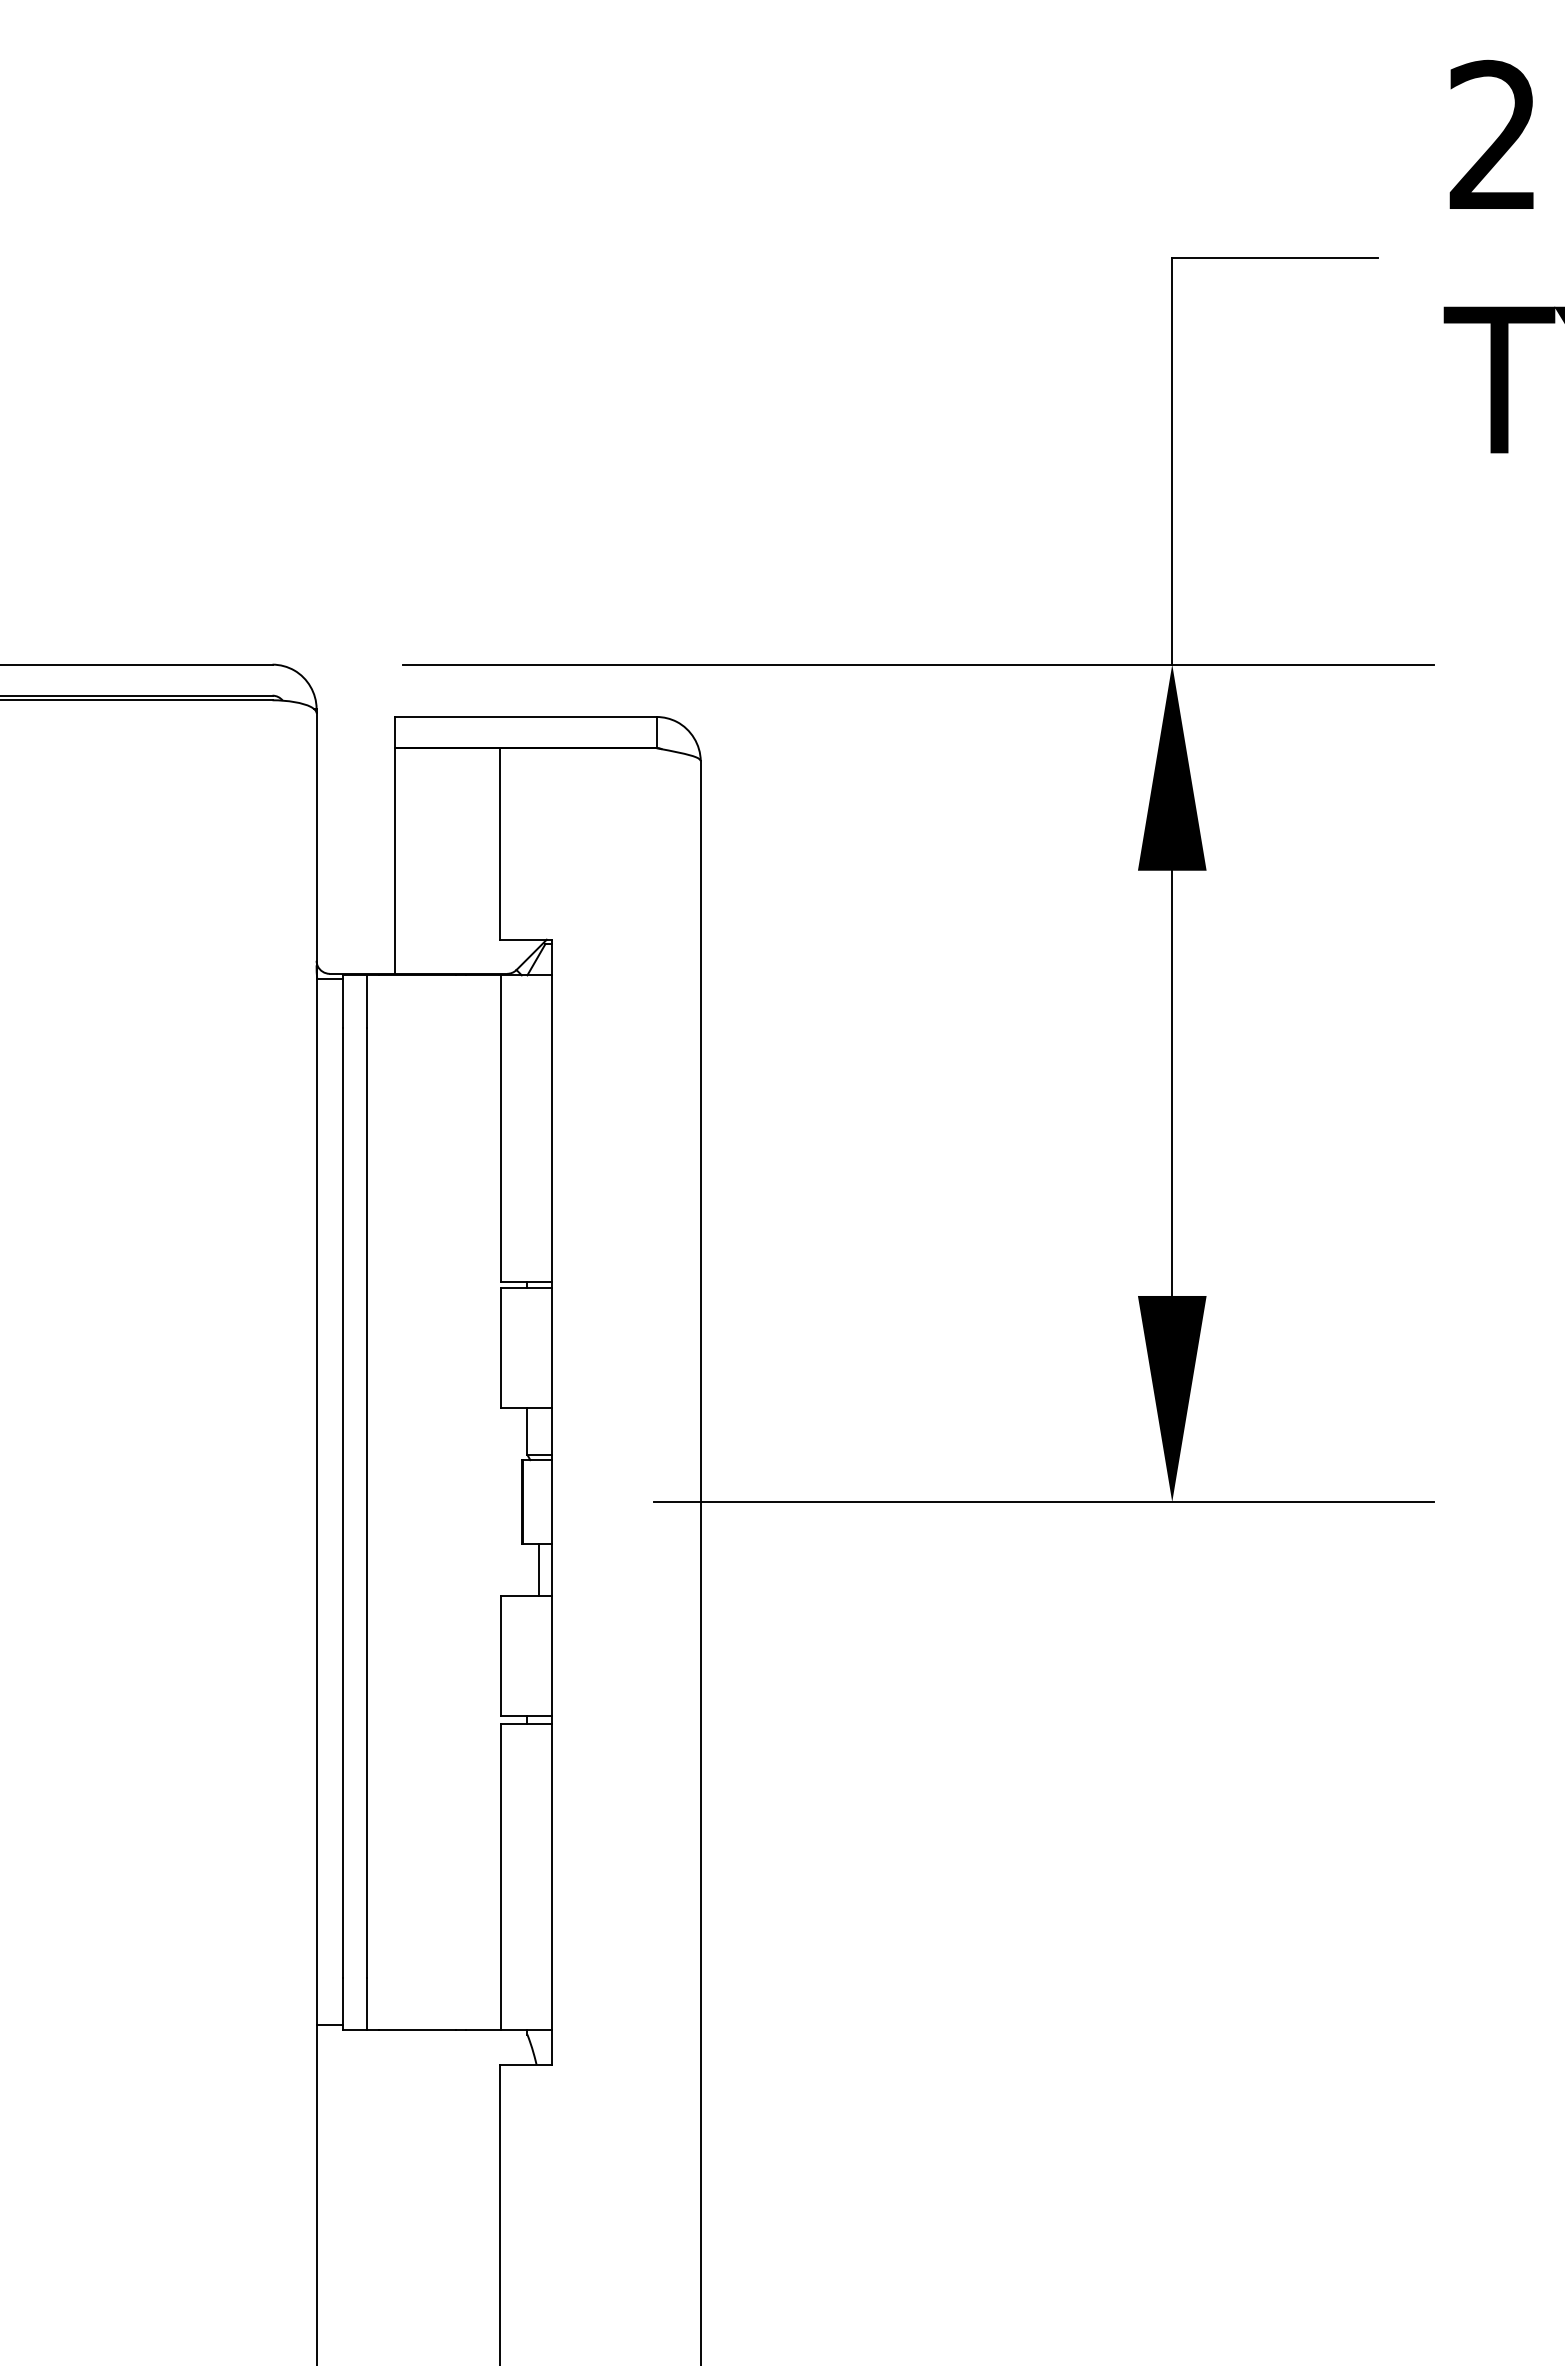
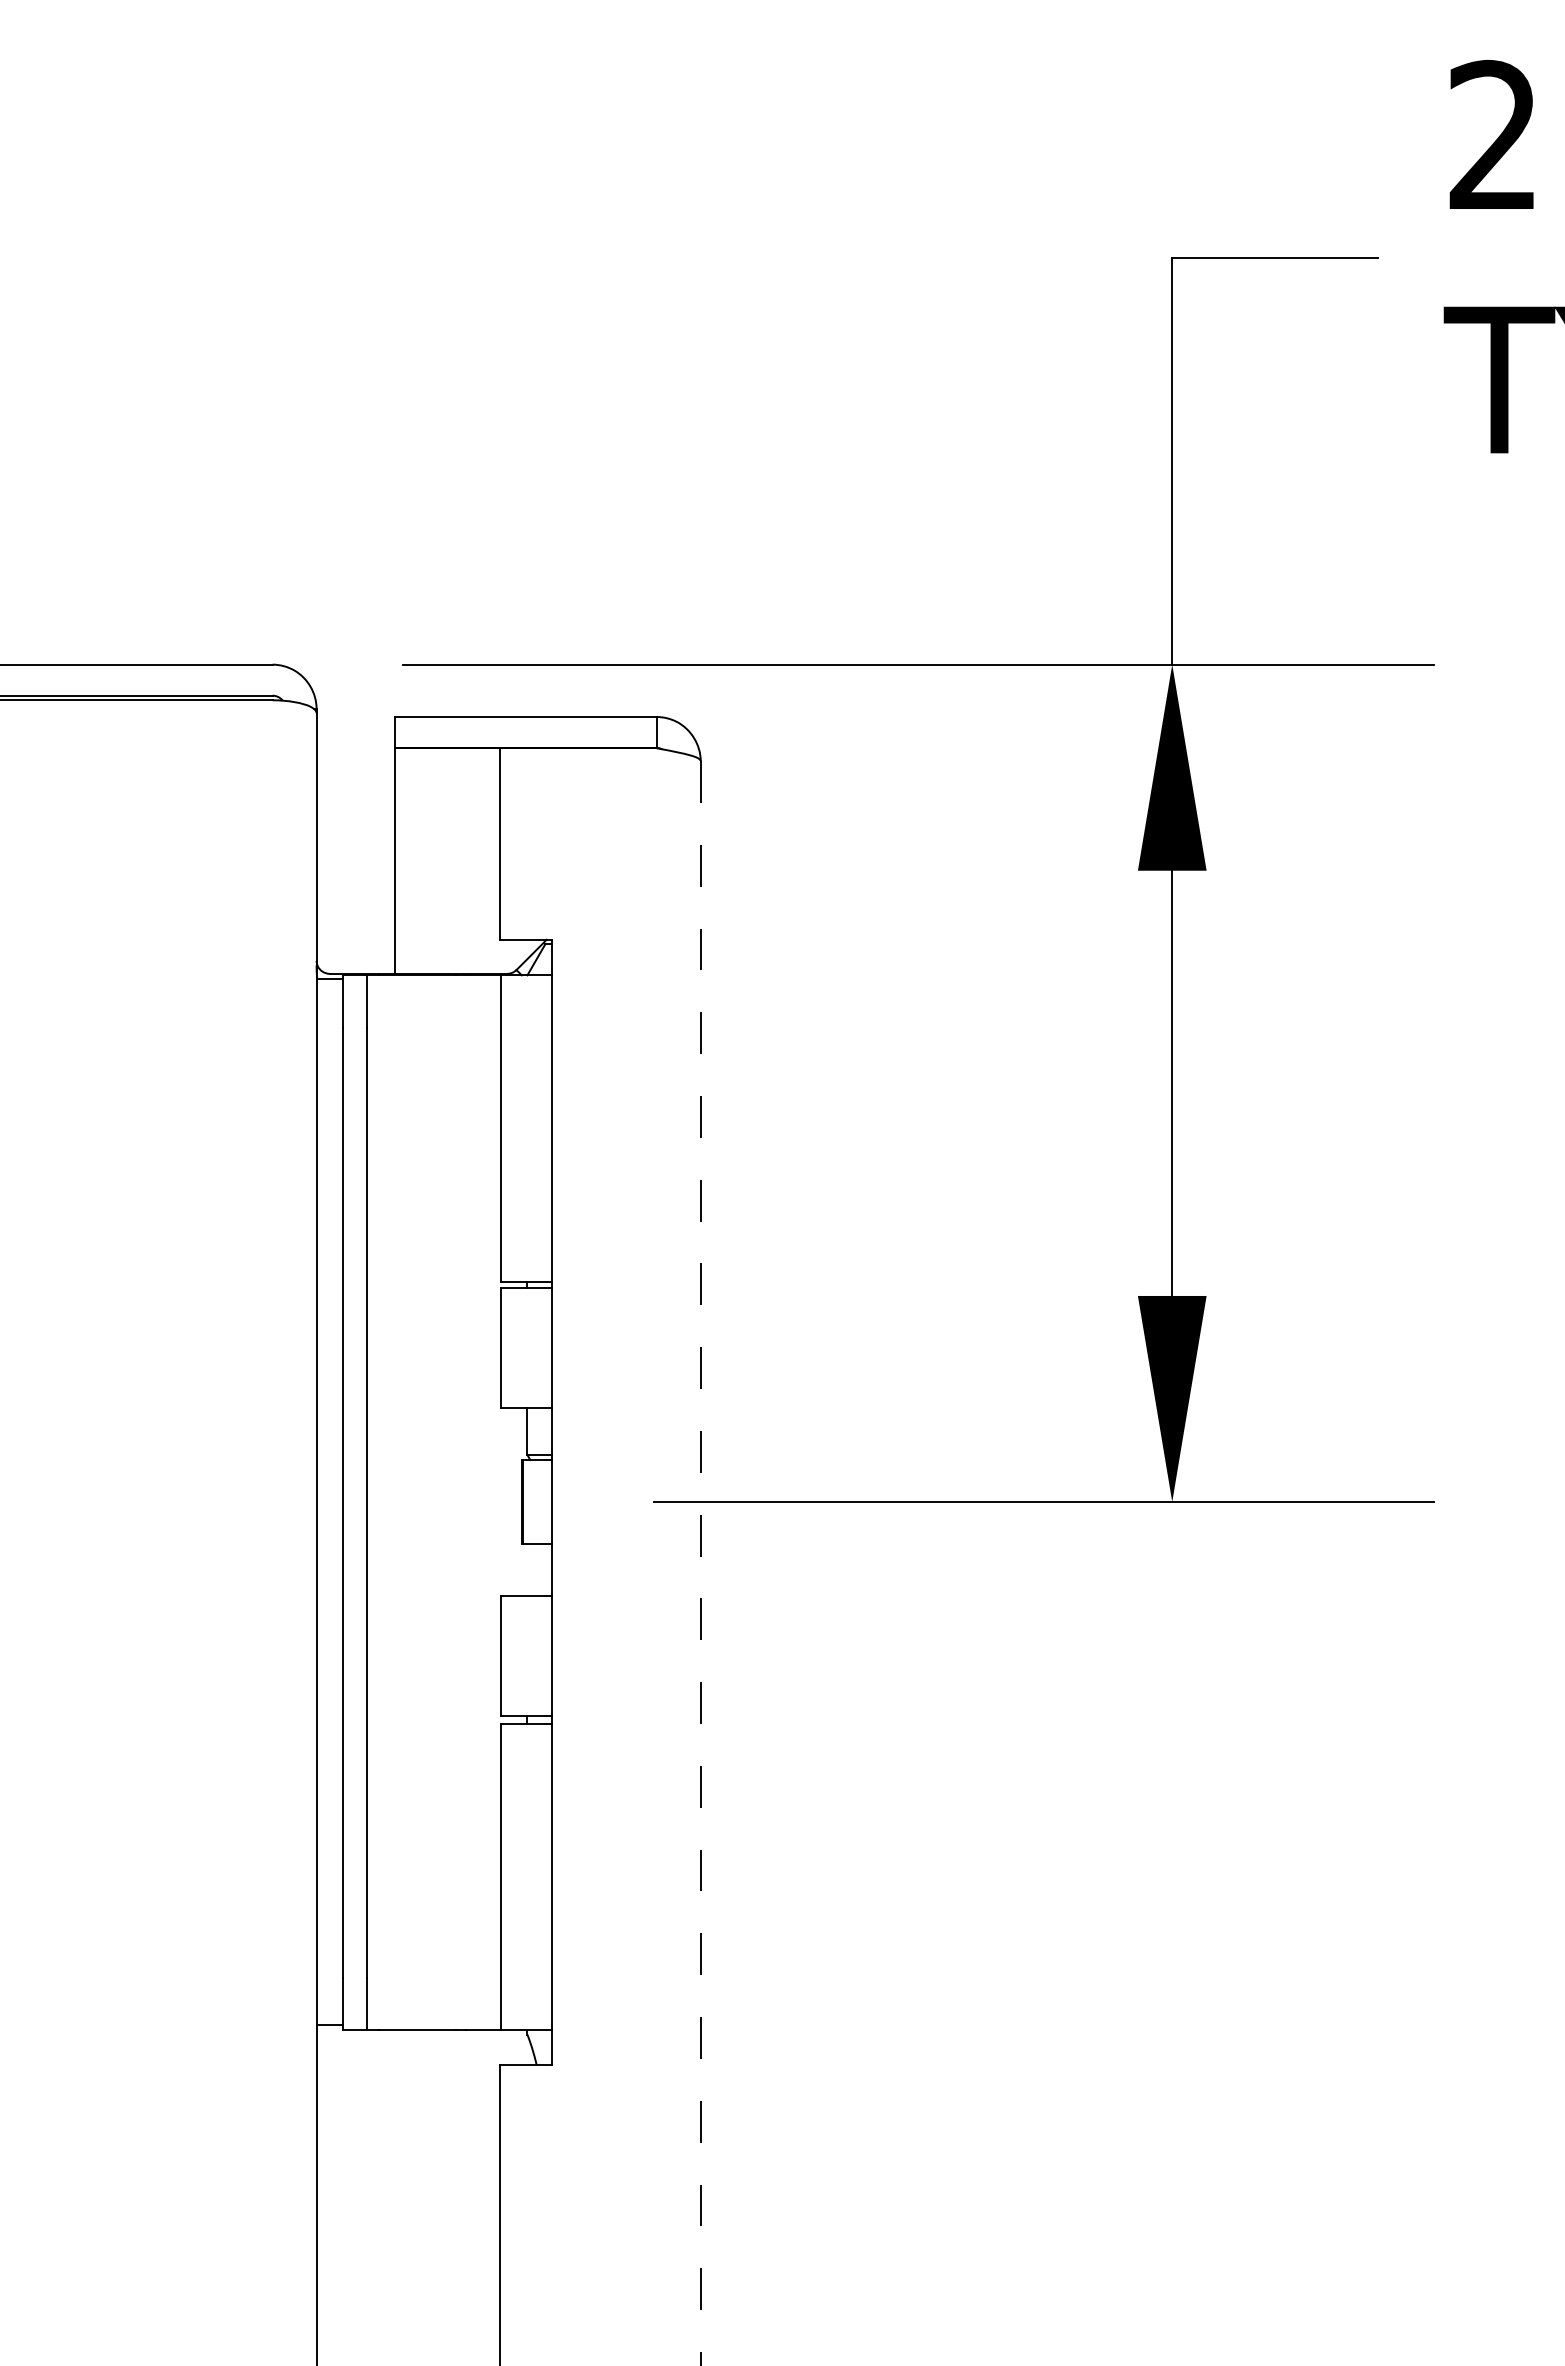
line: solid -> dashed (700, 1564)
line: present -> none (538, 1569)
